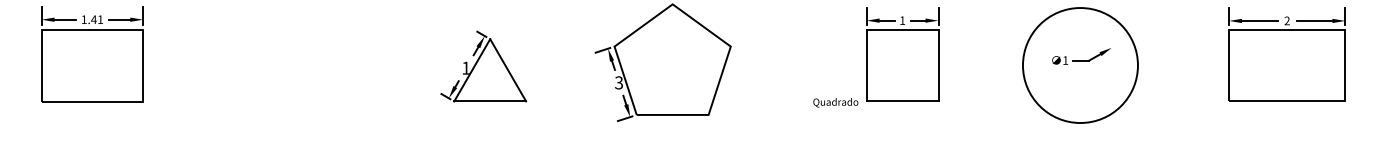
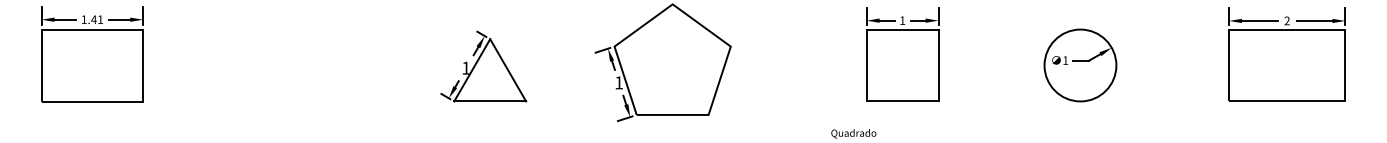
circle diameter: 115 px -> 72 px (1080, 65)
text: 3 -> 1 (618, 82)
text position: (835, 102) -> (853, 133) (853, 133)
